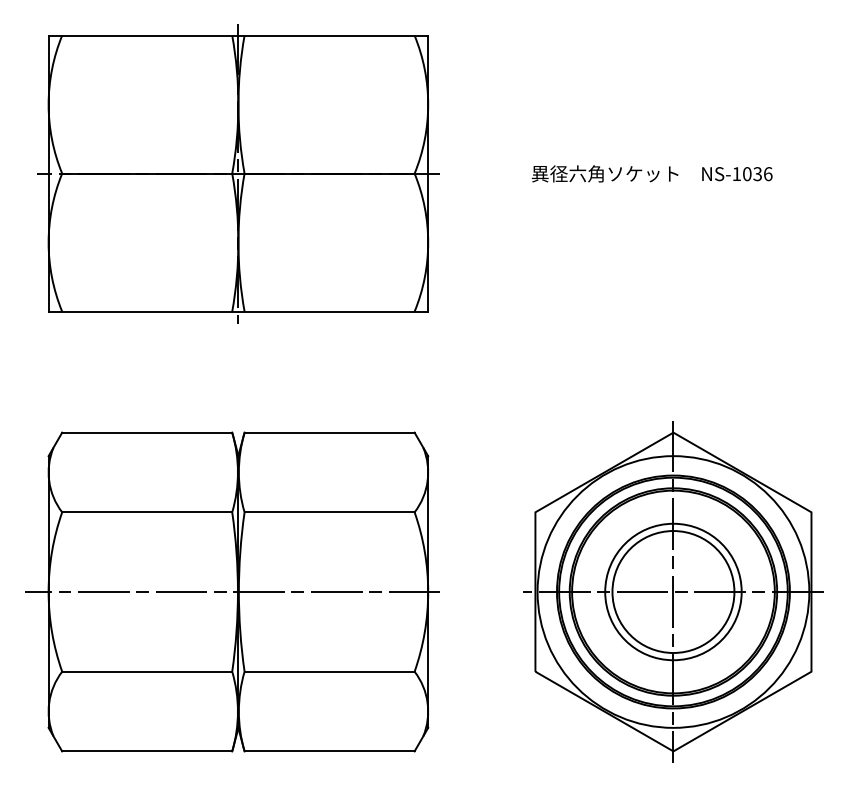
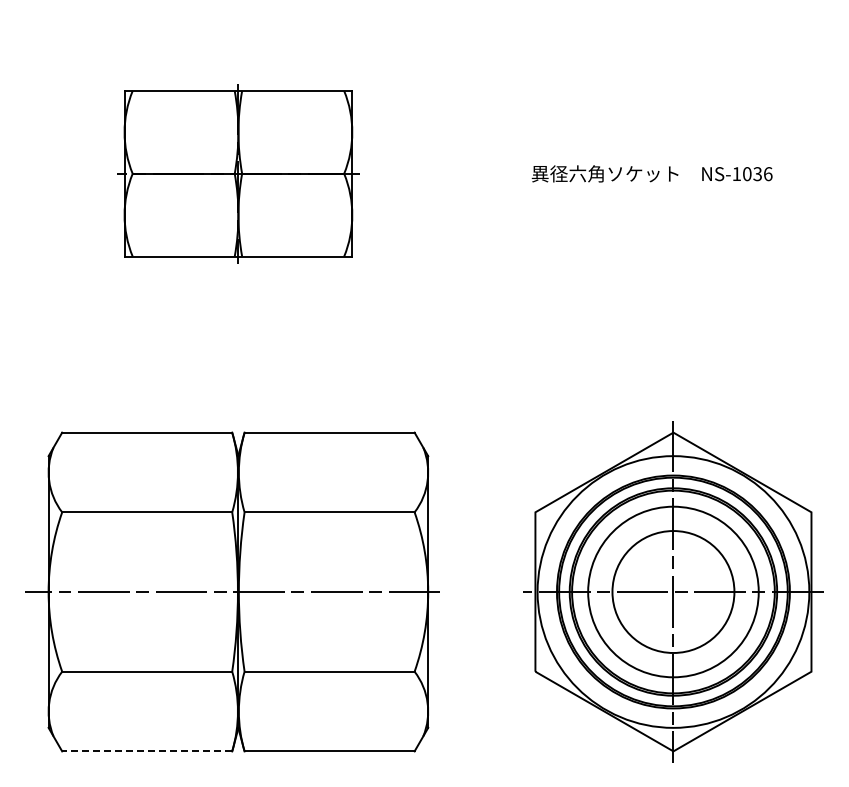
part size: 403x300 px -> 243x180 px (238, 173)
circle diameter: 136 px -> 171 px (673, 591)
line: solid -> dashed (146, 751)
